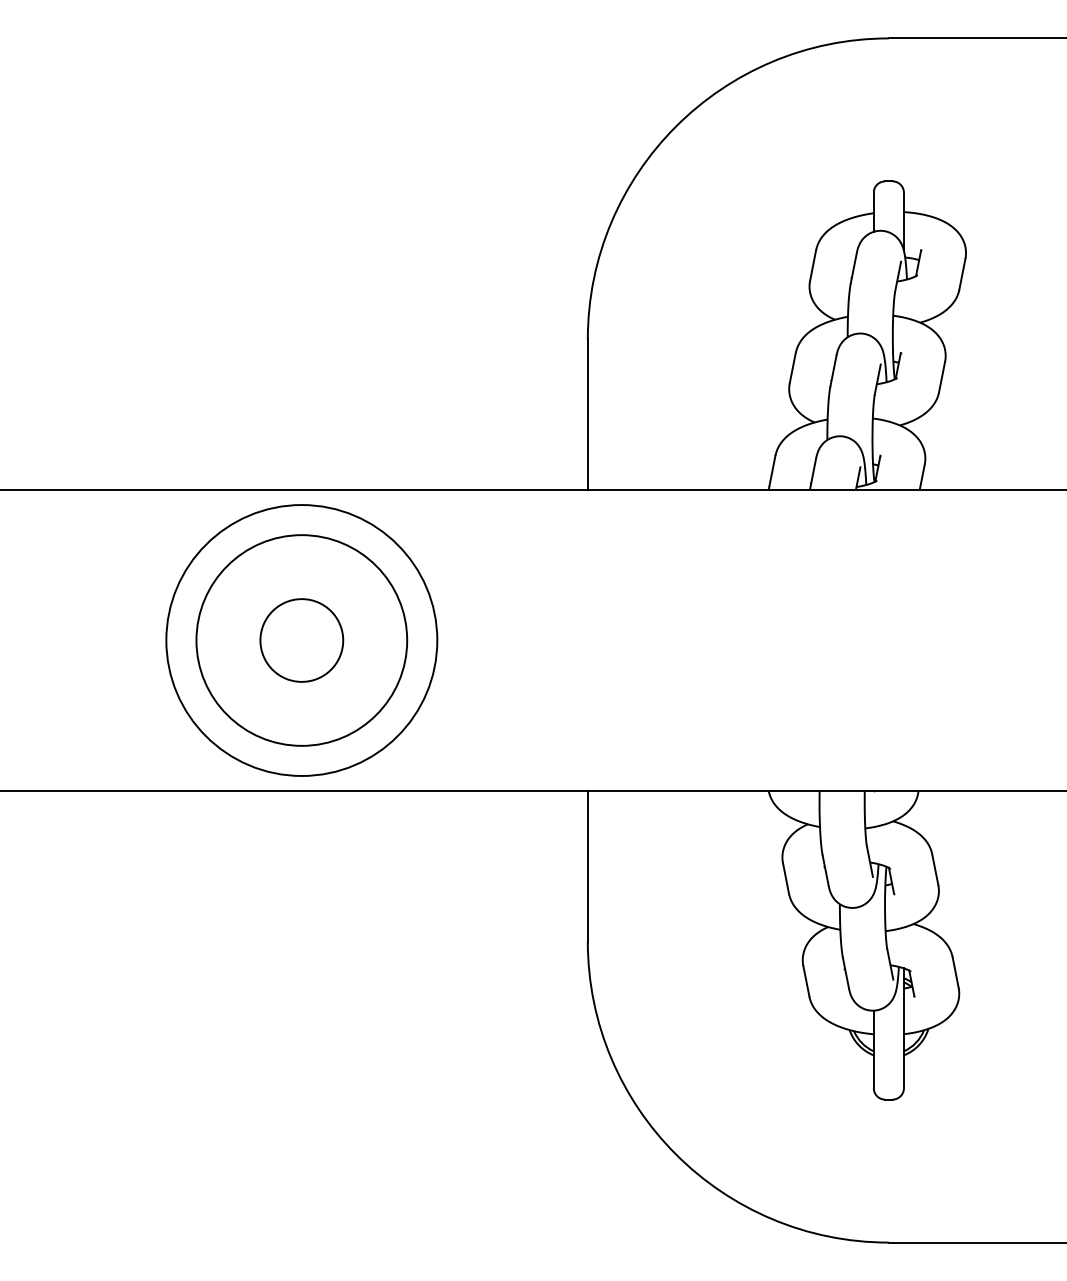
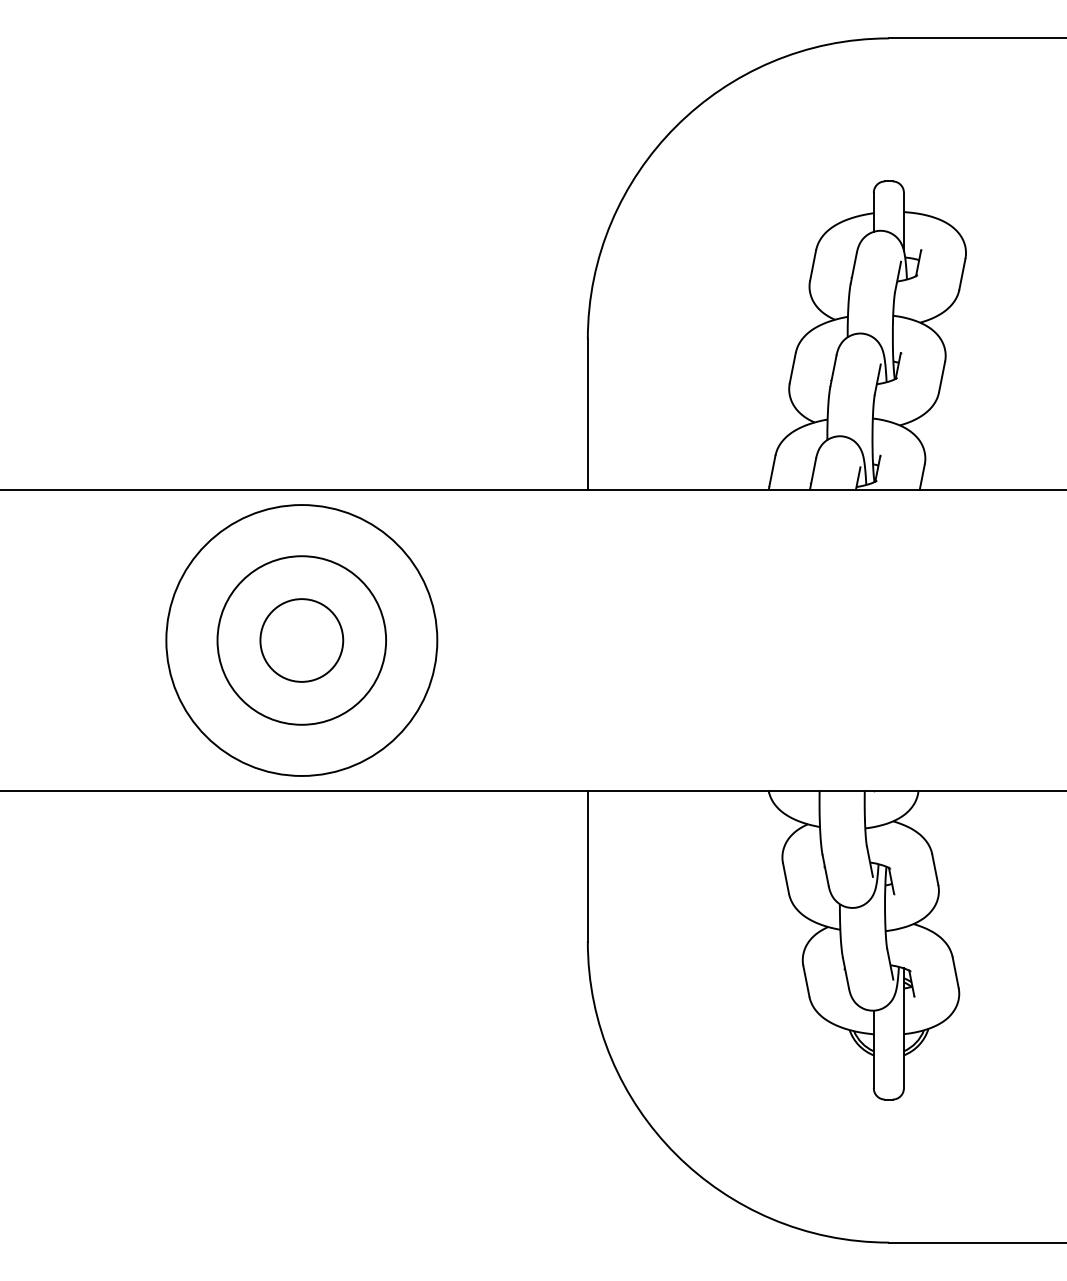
circle diameter: 211 px -> 169 px (301, 640)
